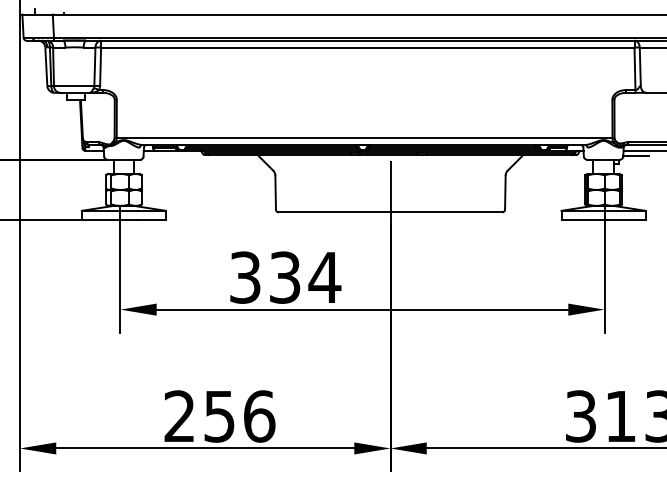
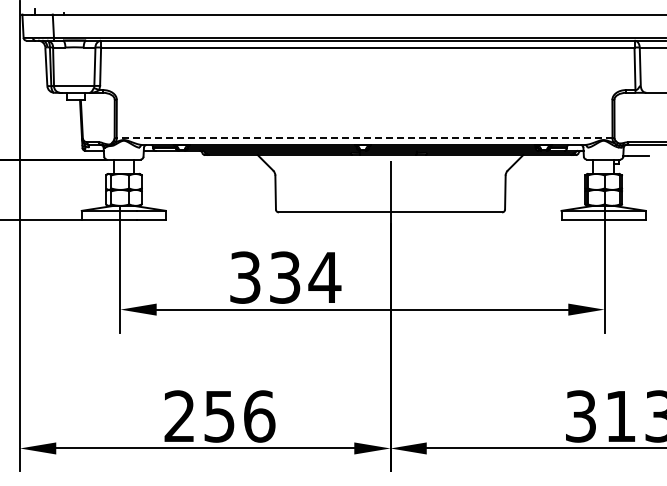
line: solid -> dashed (364, 138)
line: present -> none (643, 150)
